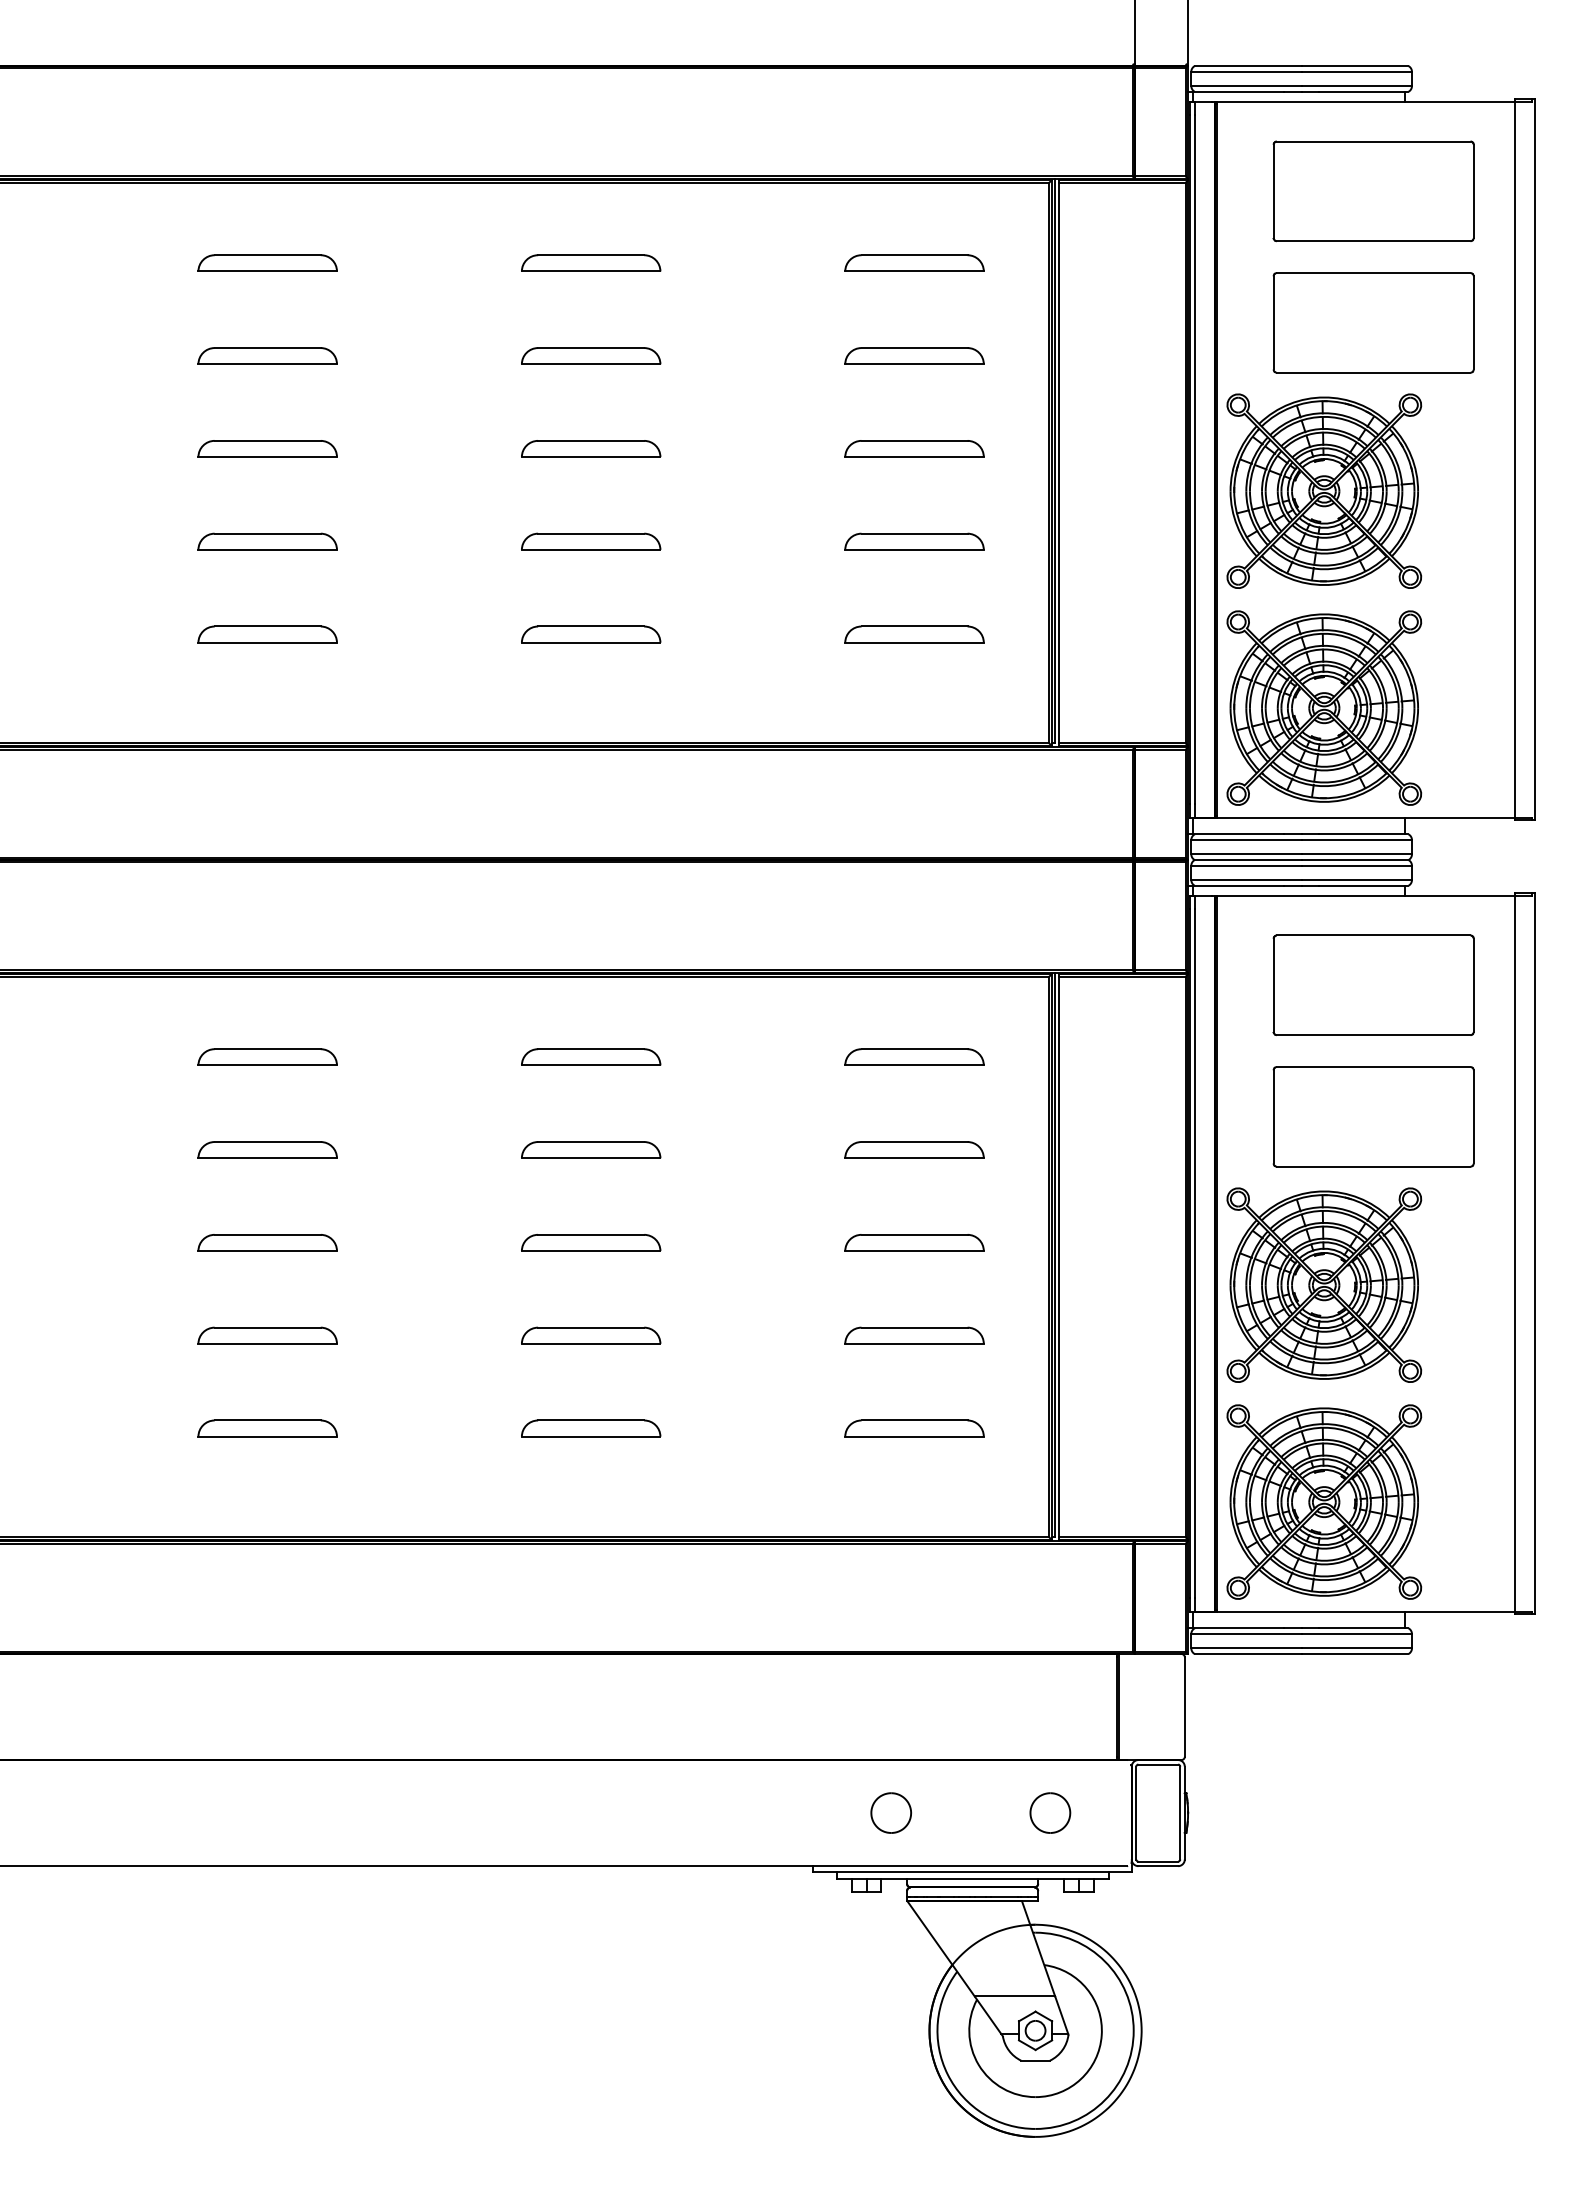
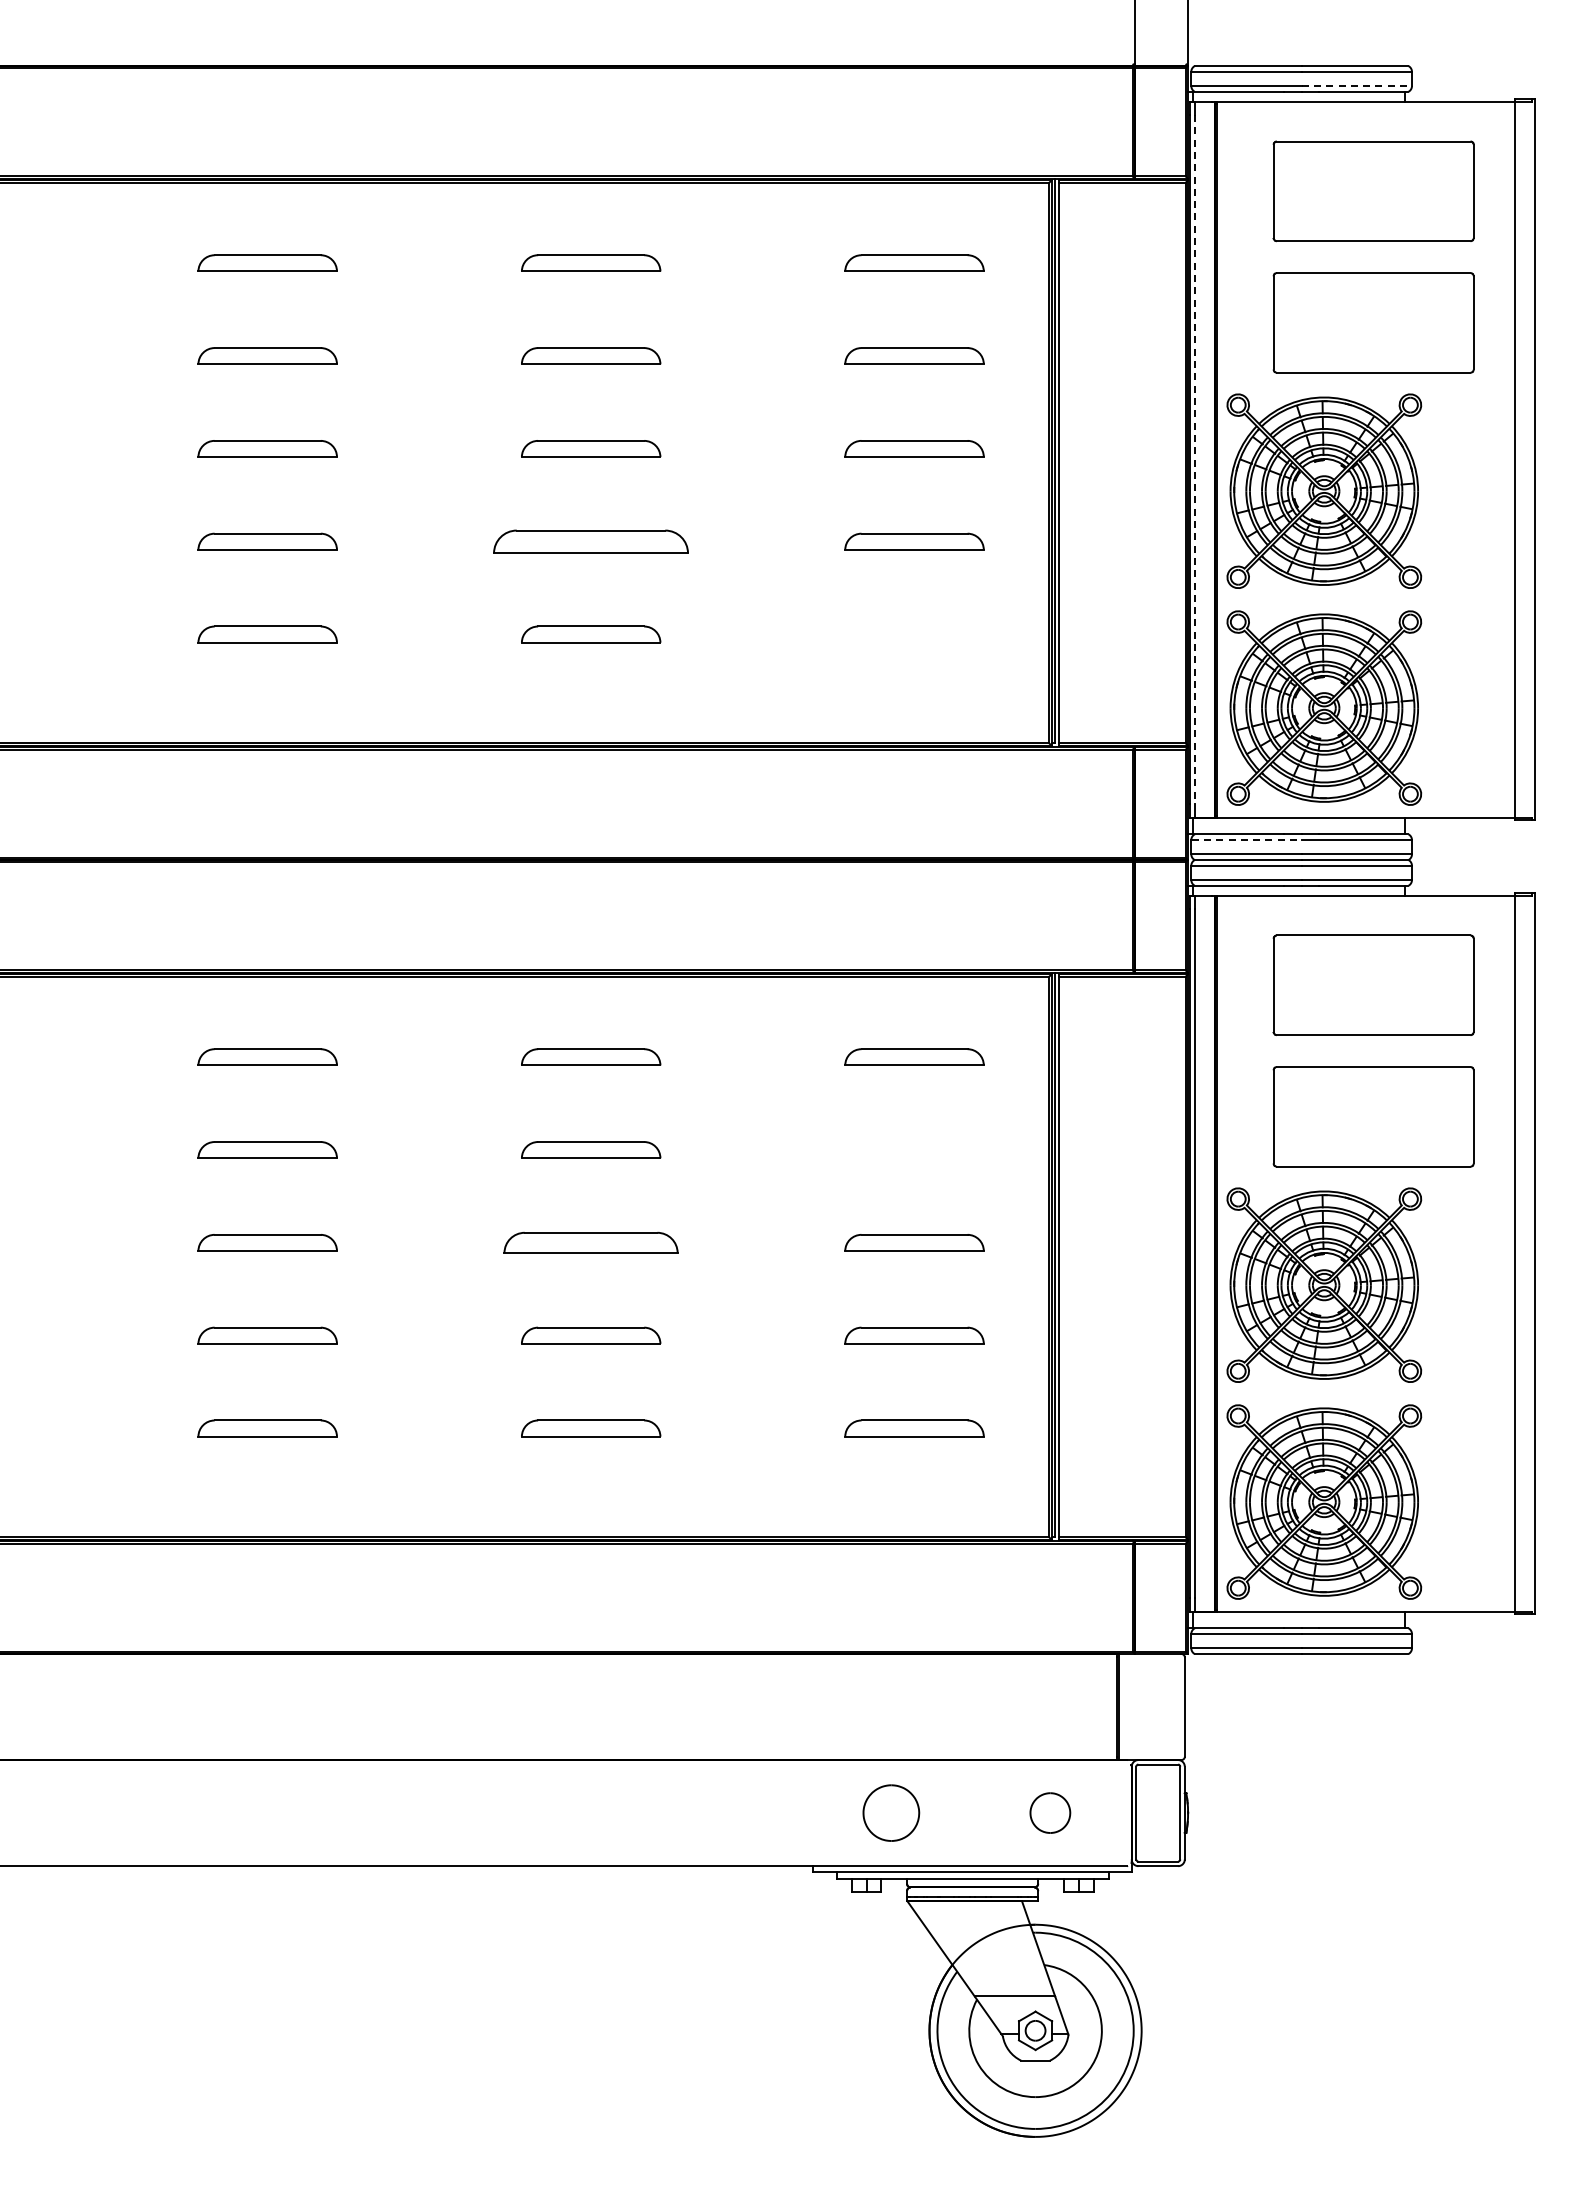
line: solid -> dashed (1357, 86)
line: solid -> dashed (1195, 459)
part size: 141x19 px -> 196x25 px (590, 541)
part: present -> none (914, 634)
line: solid -> dashed (1247, 840)
part: present -> none (914, 1149)
part size: 141x18 px -> 176x22 px (590, 1242)
part size: 42x42 px -> 59x58 px (891, 1812)
